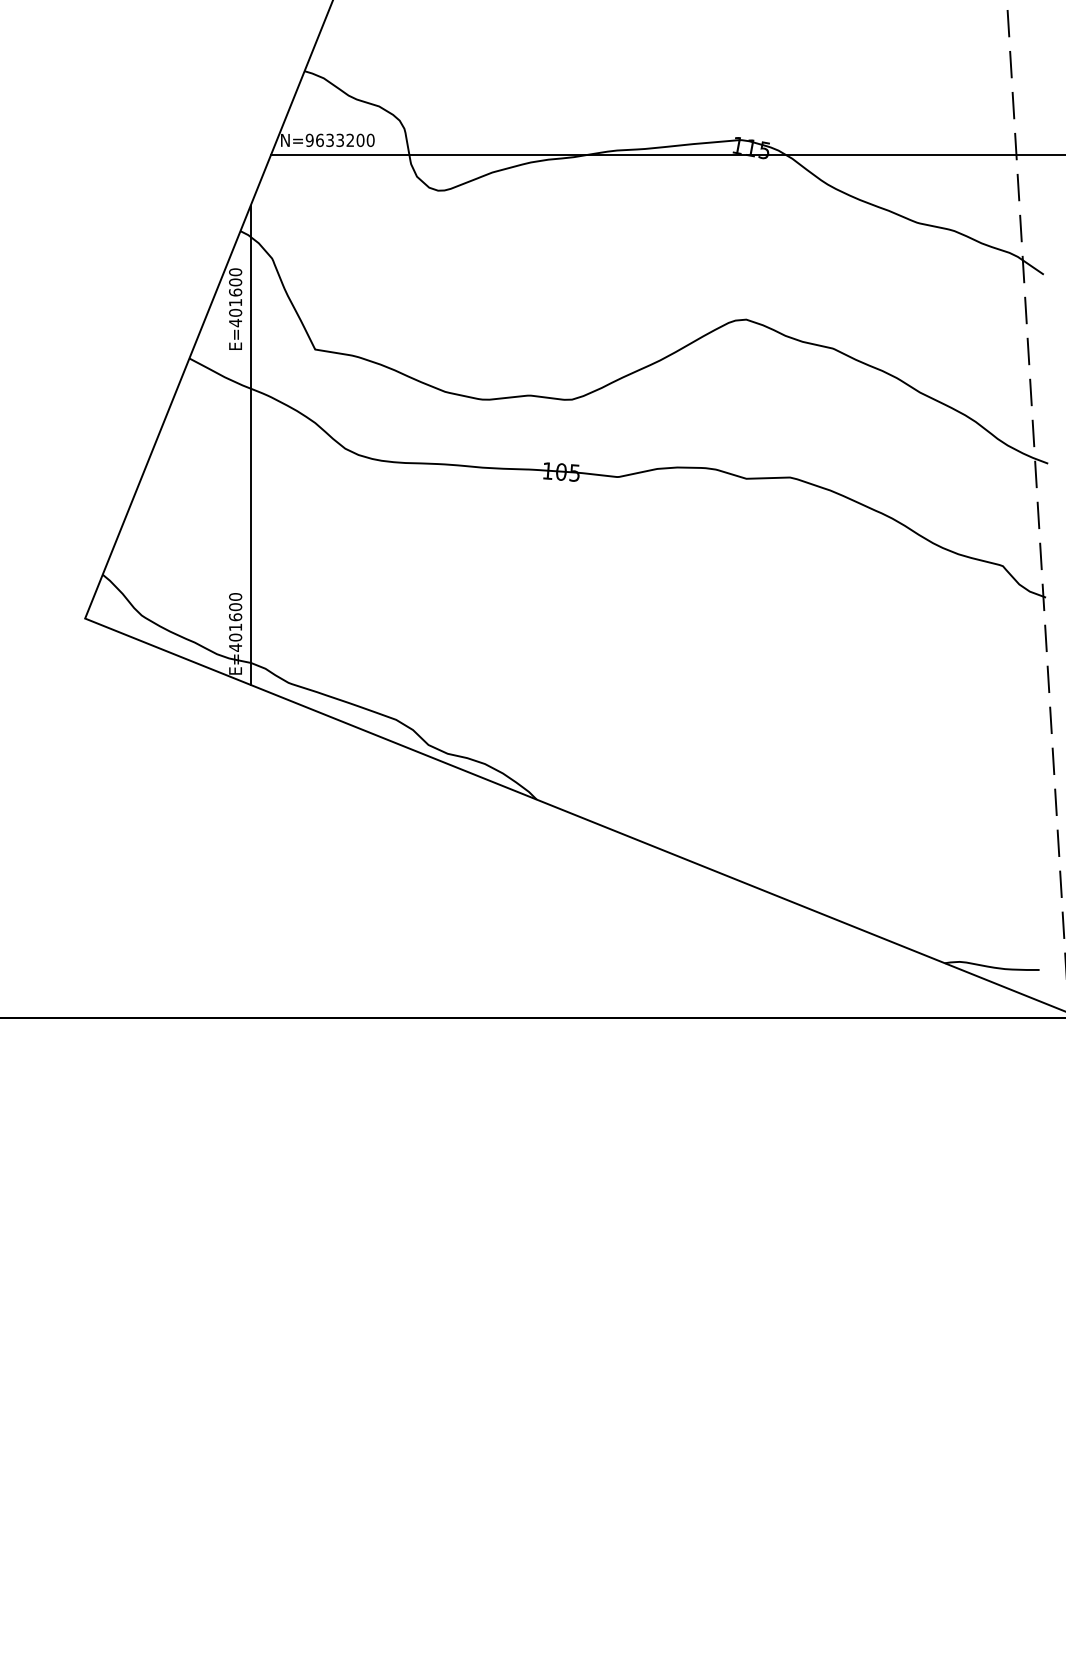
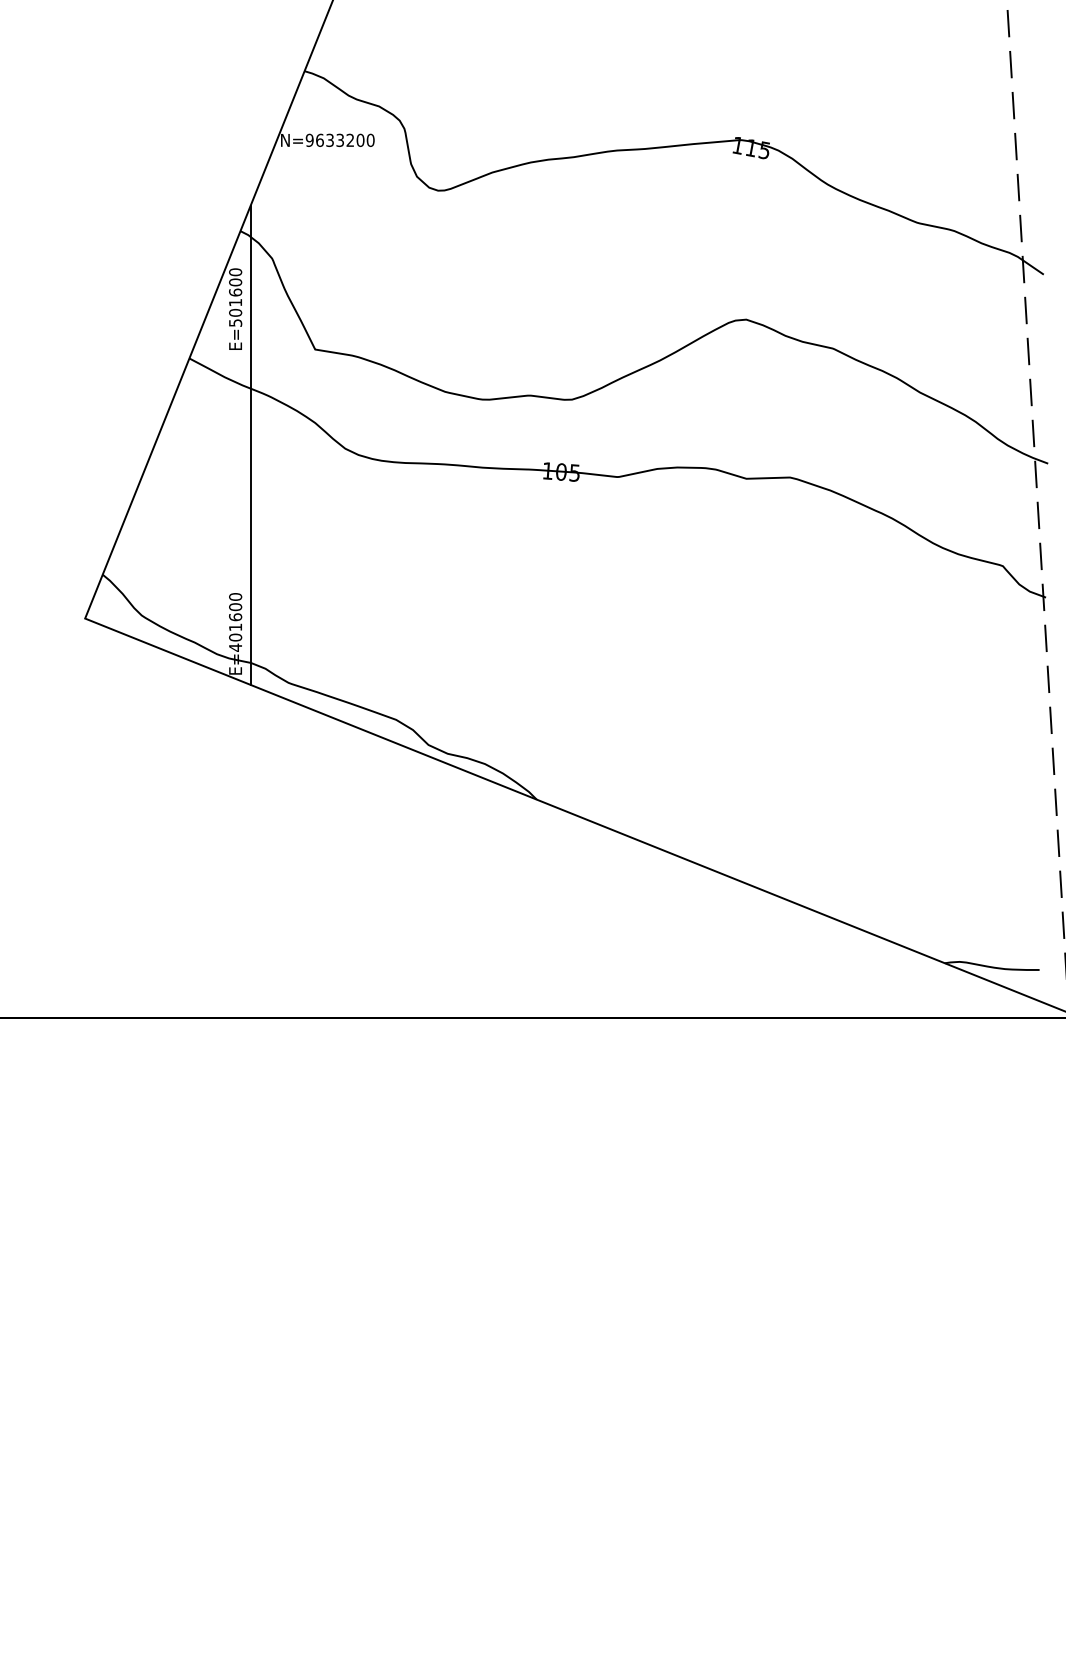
line: present -> none (666, 155)
text: E=401600 -> E=501600 (235, 322)
